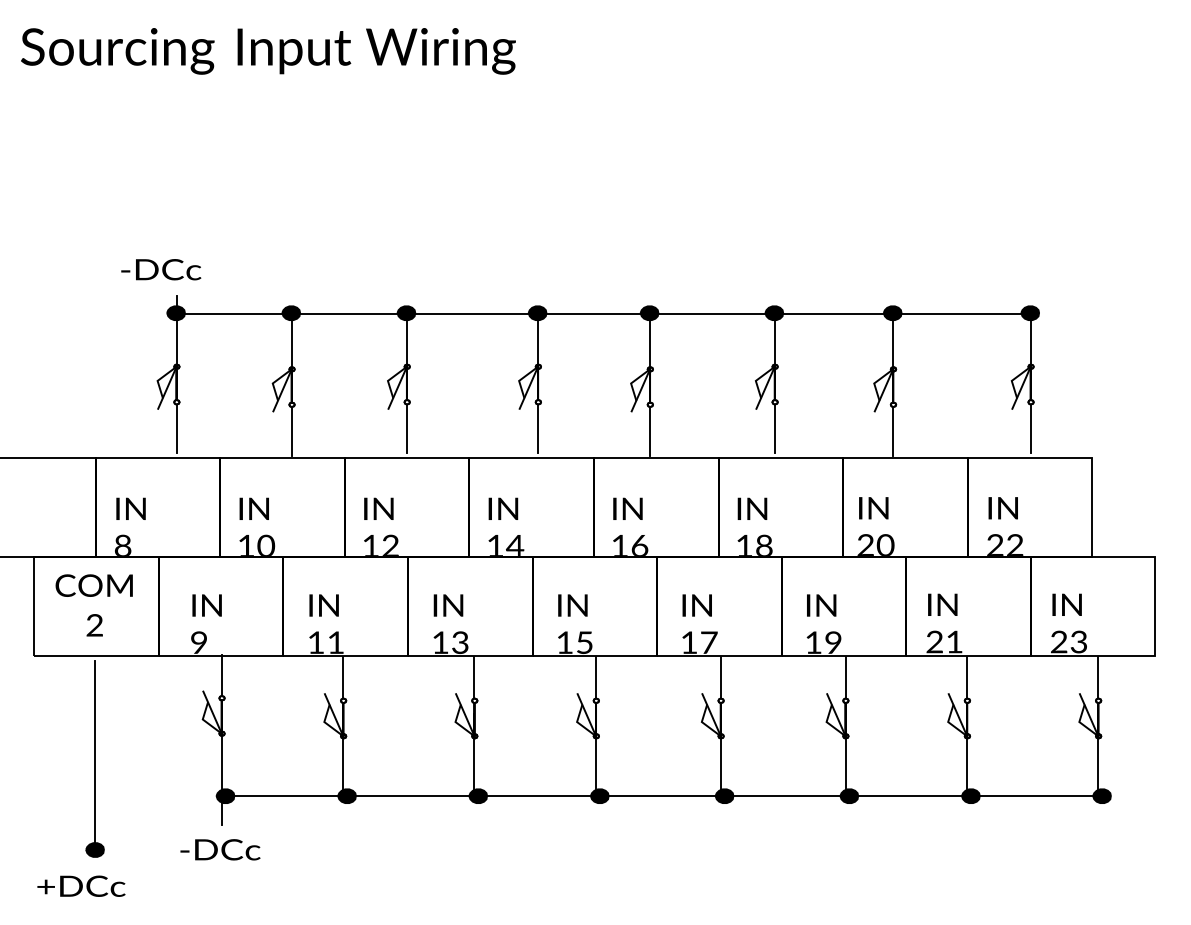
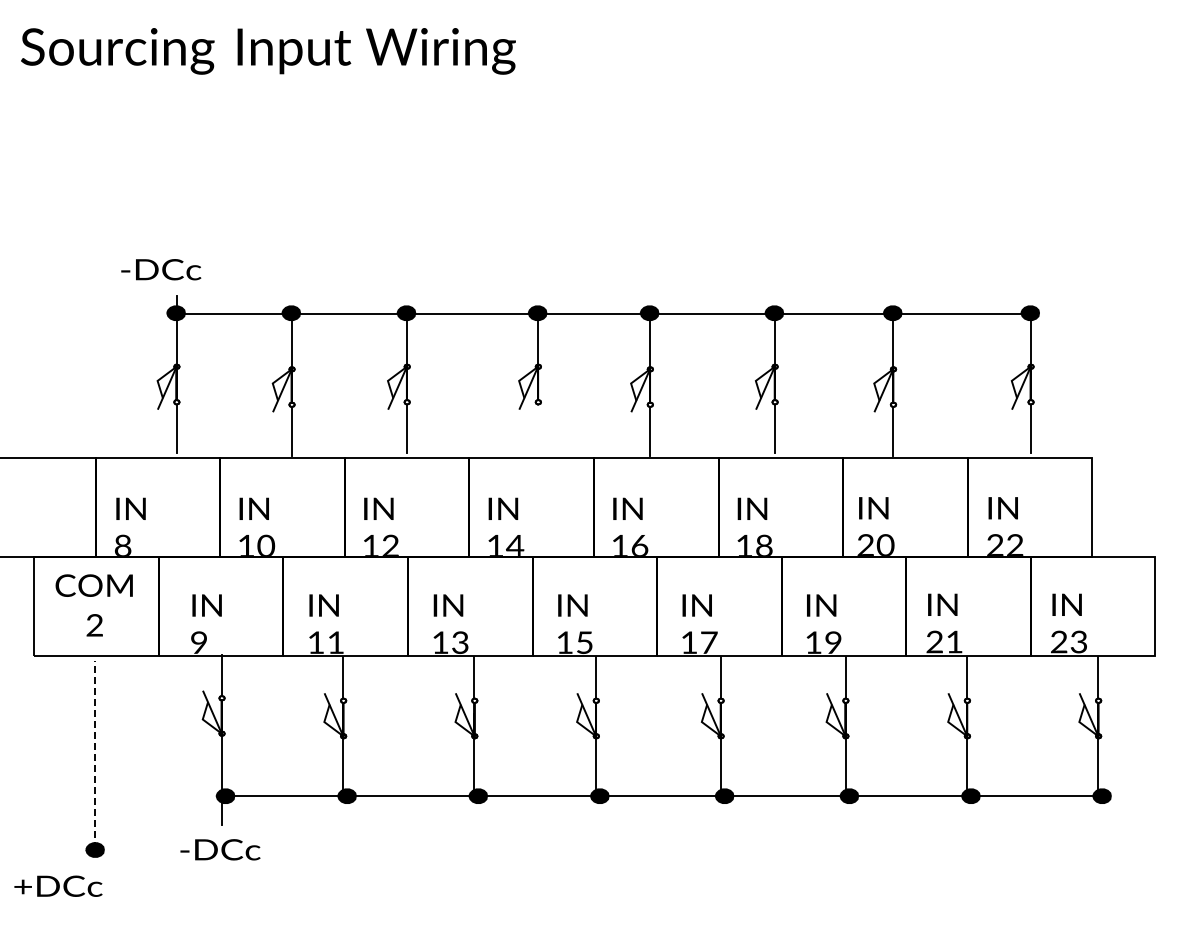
line: present -> none (538, 428)
line: solid -> dashed (95, 754)
text position: (81, 885) -> (58, 885) (58, 885)
